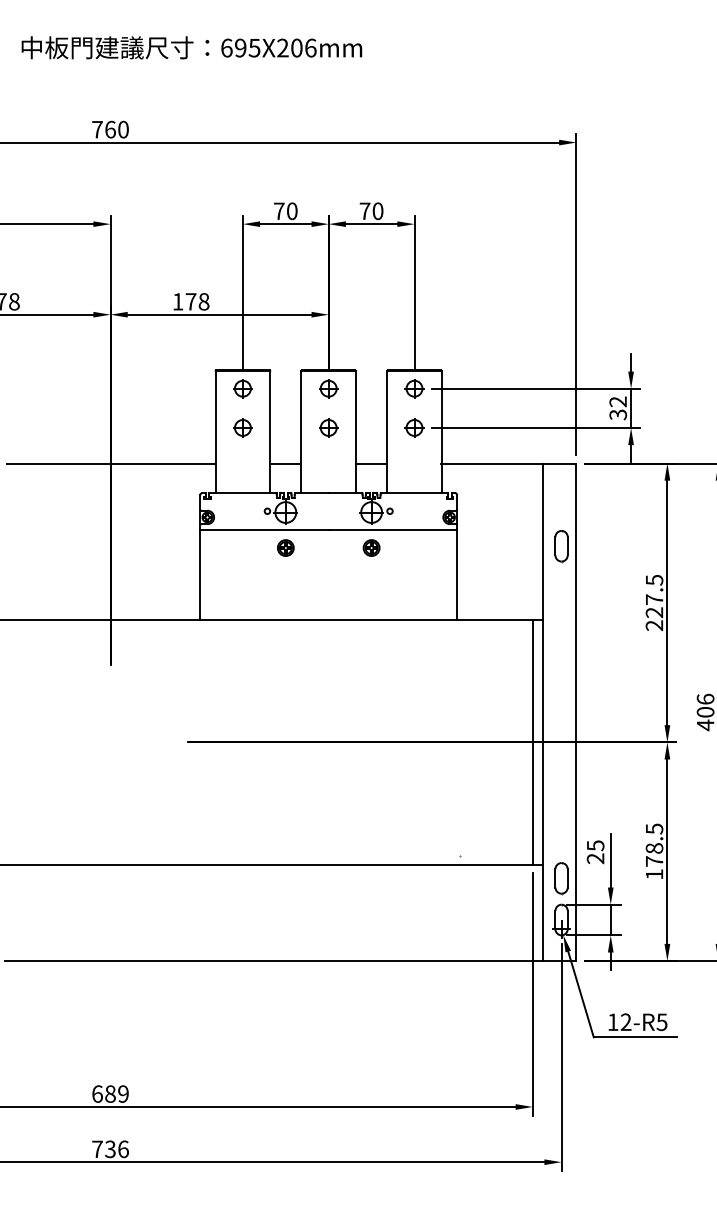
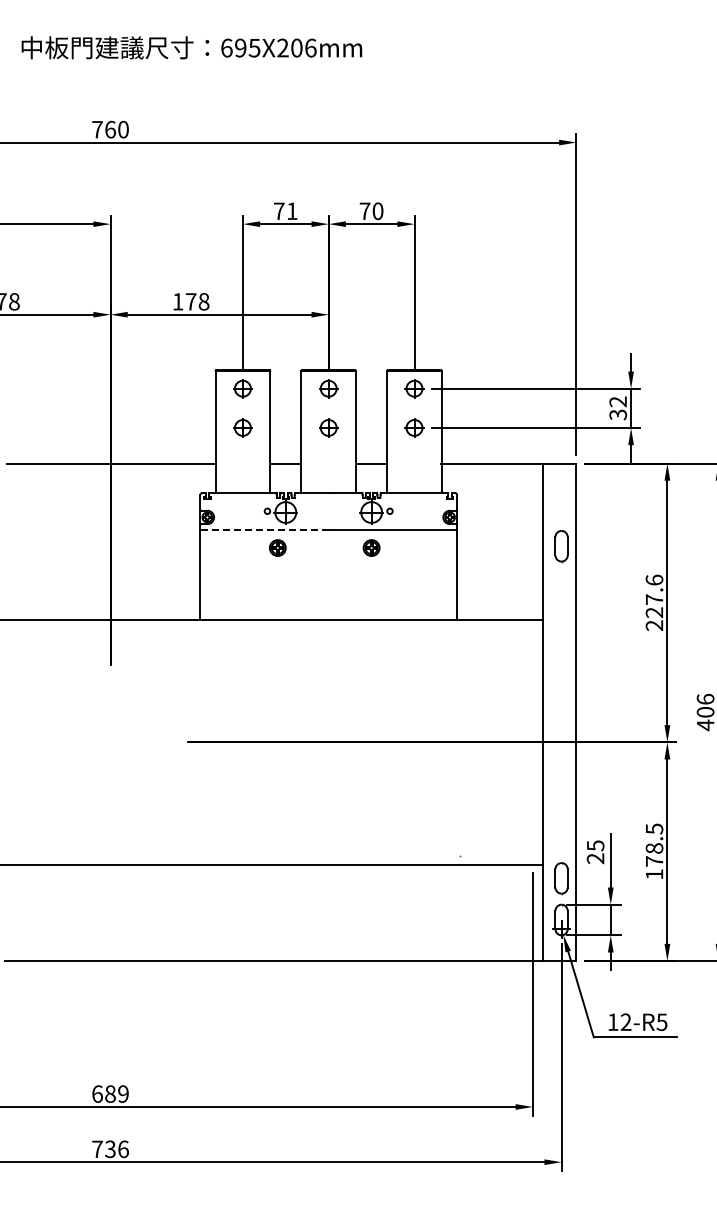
text: 70 -> 71 (292, 211)
line: solid -> dashed (263, 529)
part position: (285, 547) -> (277, 547) (277, 547)
text: 227.5 -> 227.6 (654, 579)
line: present -> none (532, 741)
